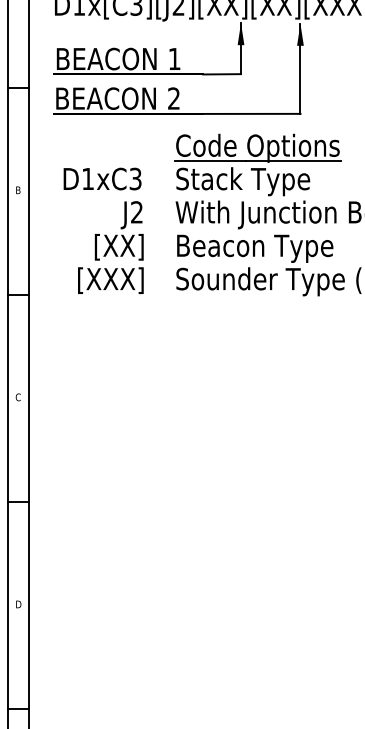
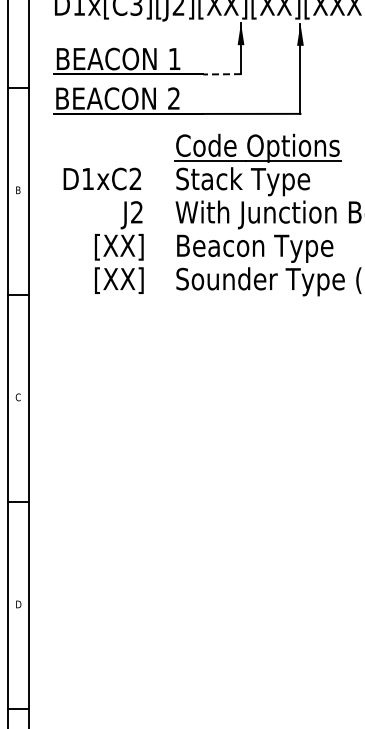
line: solid -> dashed (222, 74)
text: D1xC3 -> D1xC2 (135, 179)
text: [XXX] -> [XX] (89, 280)
